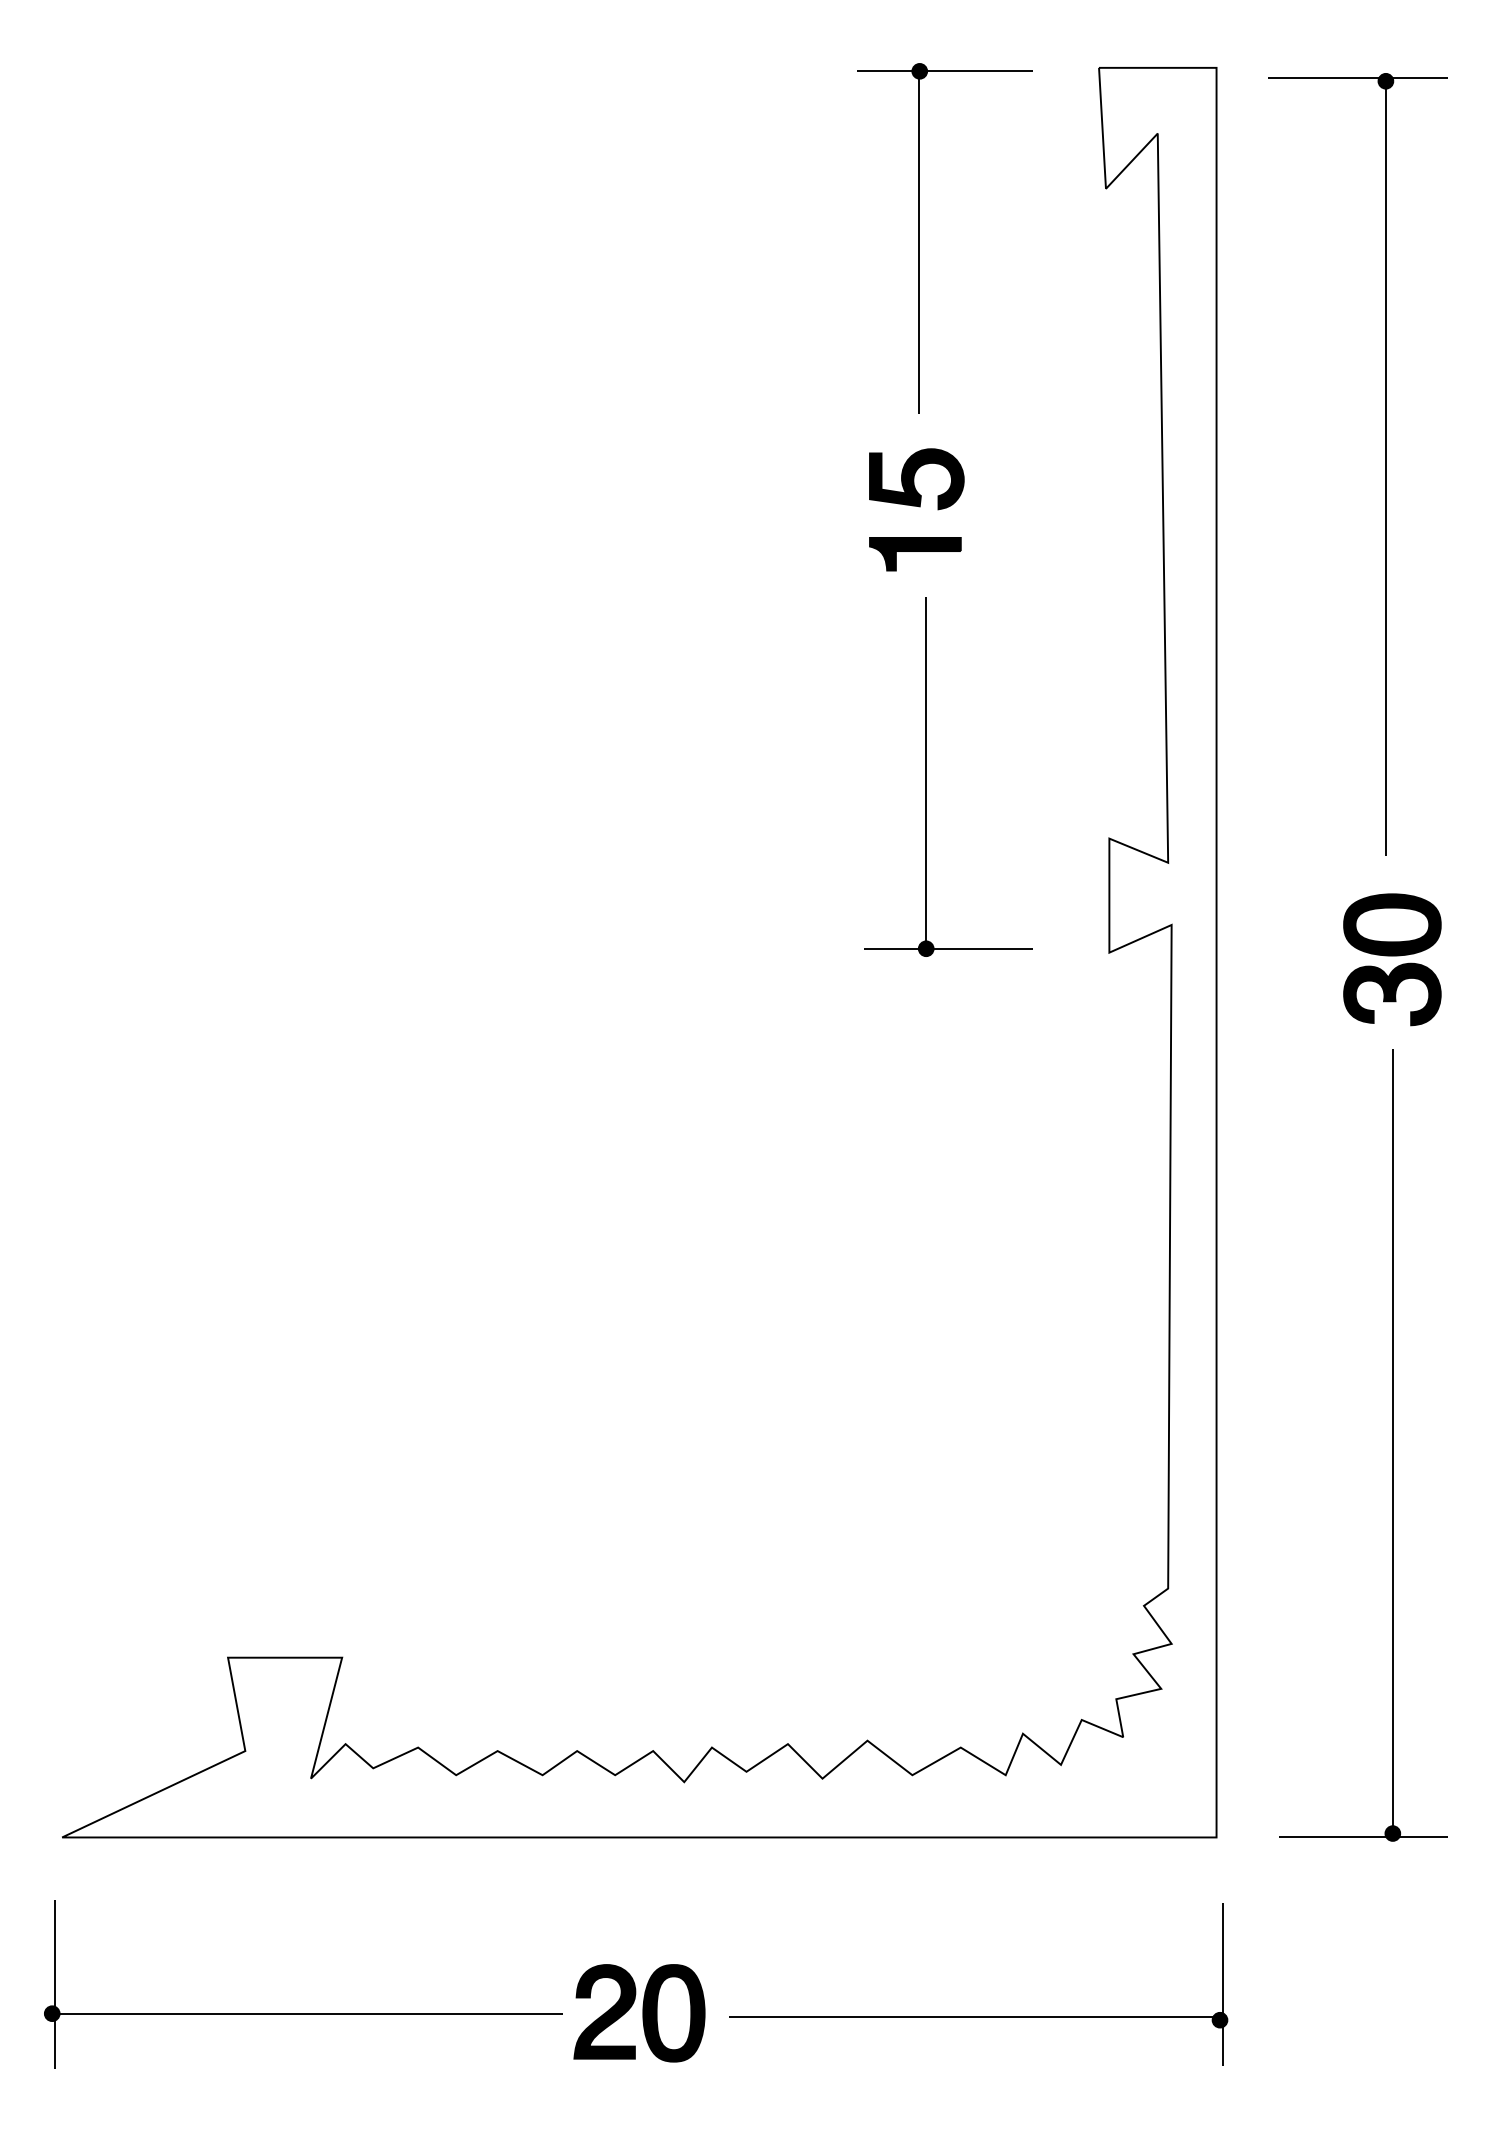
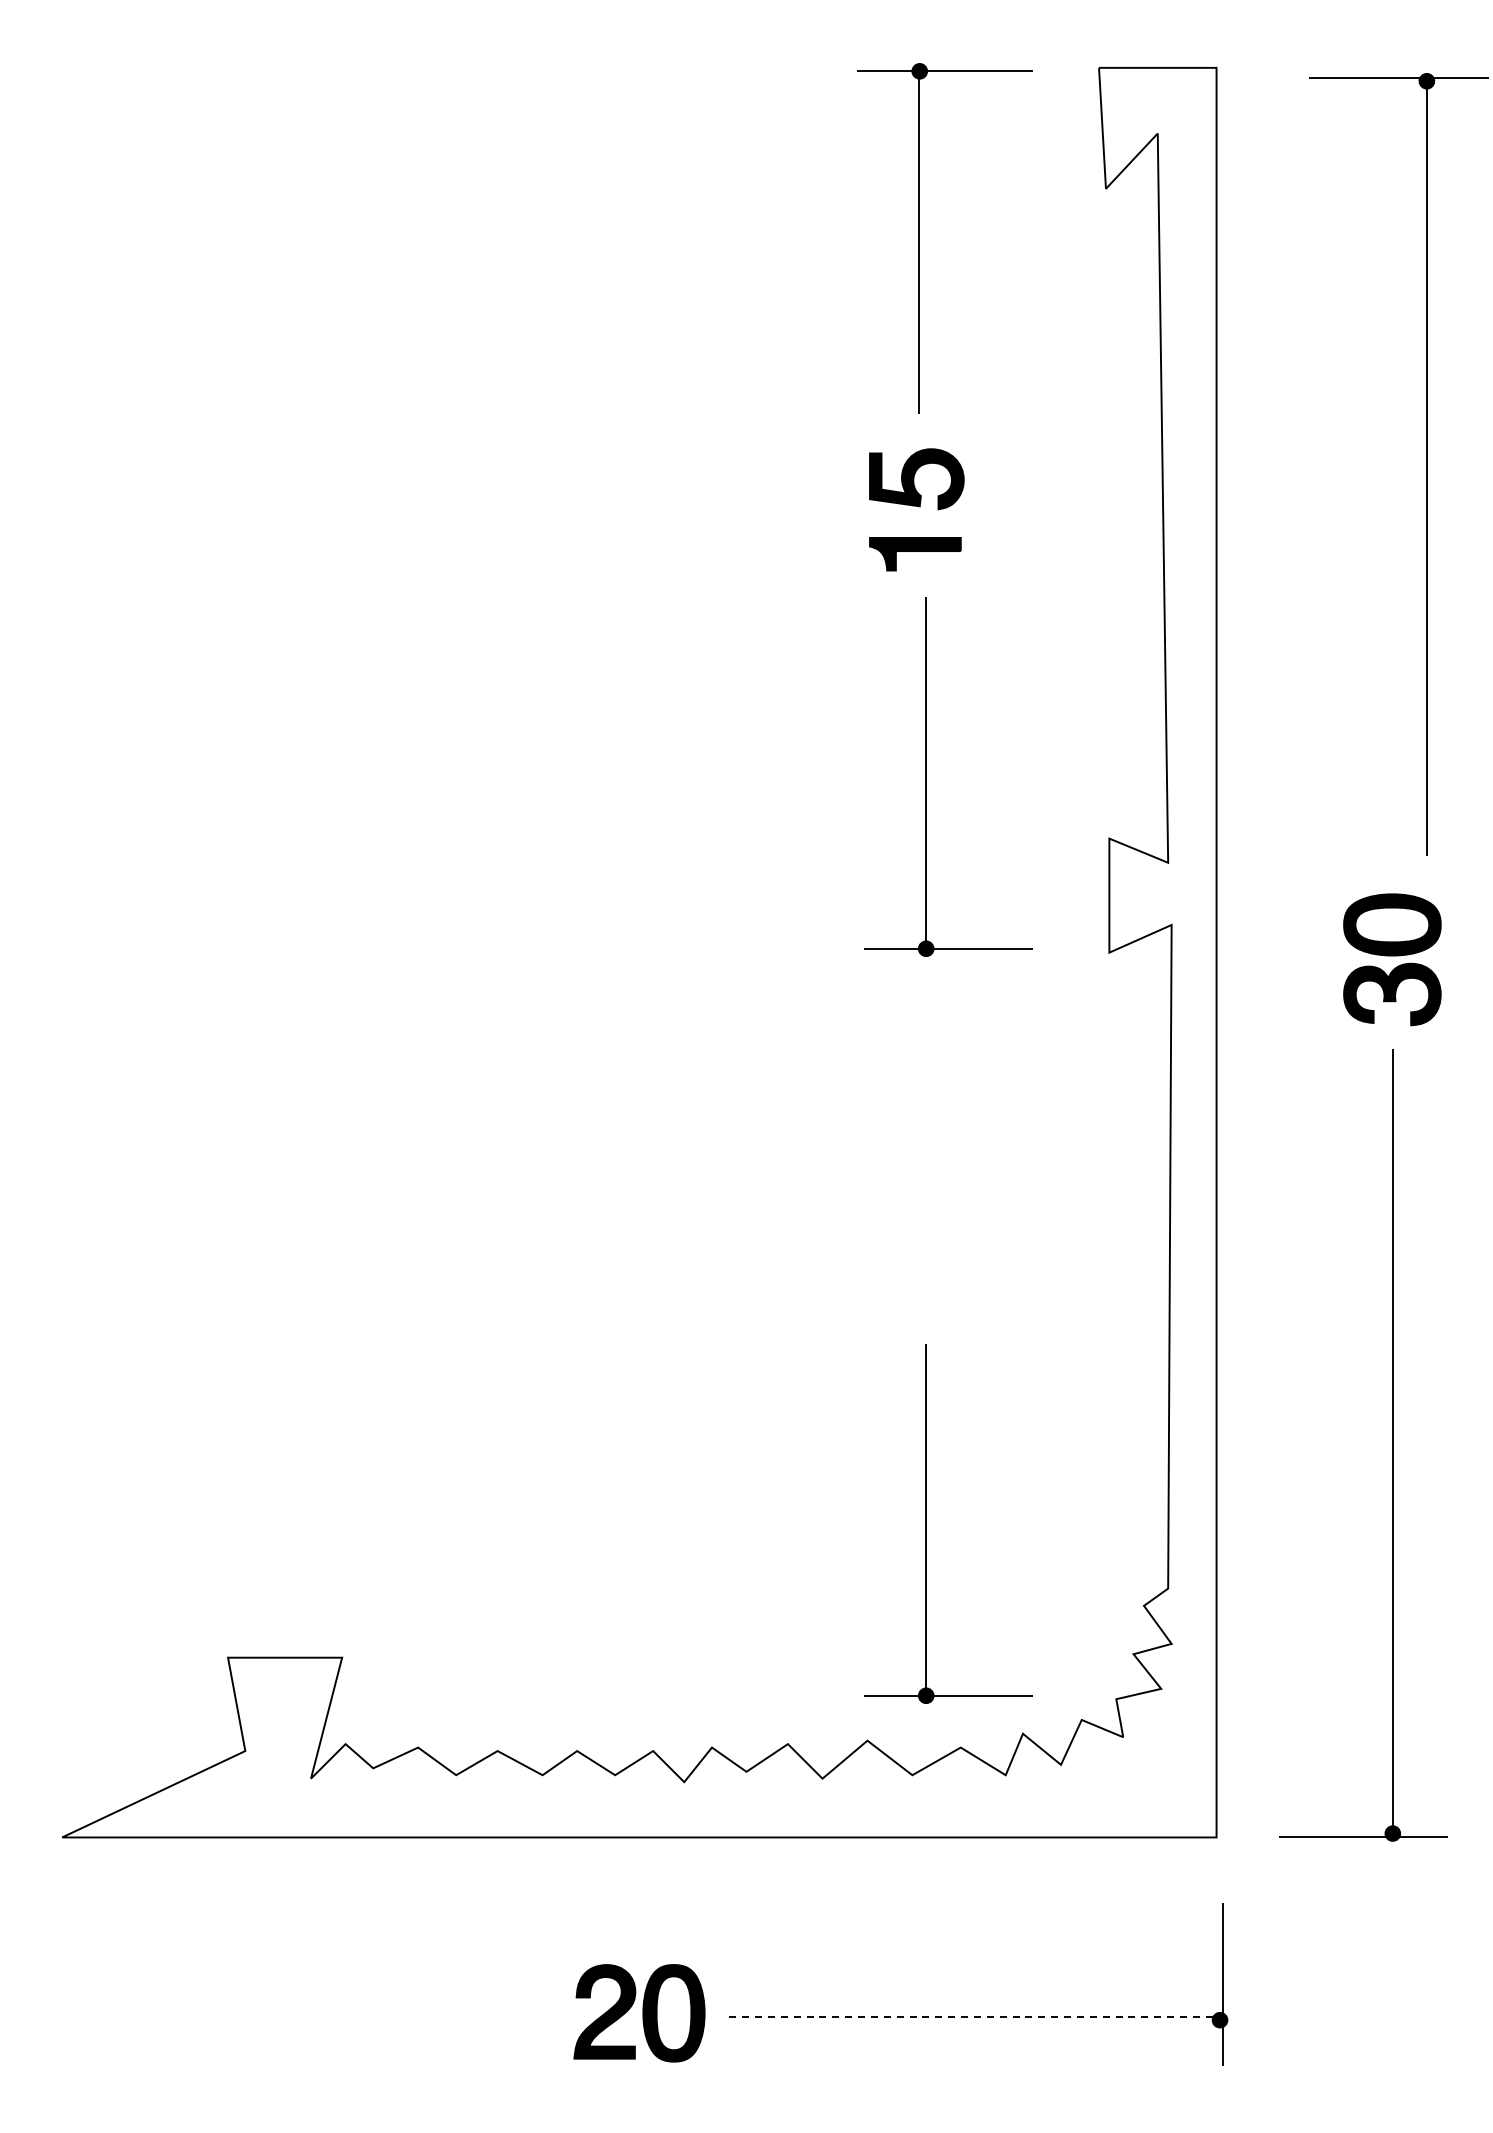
part position: (1385, 464) -> (1426, 464) (1426, 464)
part: none -> present (926, 1523)
part: present -> none (303, 2013)
line: solid -> dashed (975, 2017)
